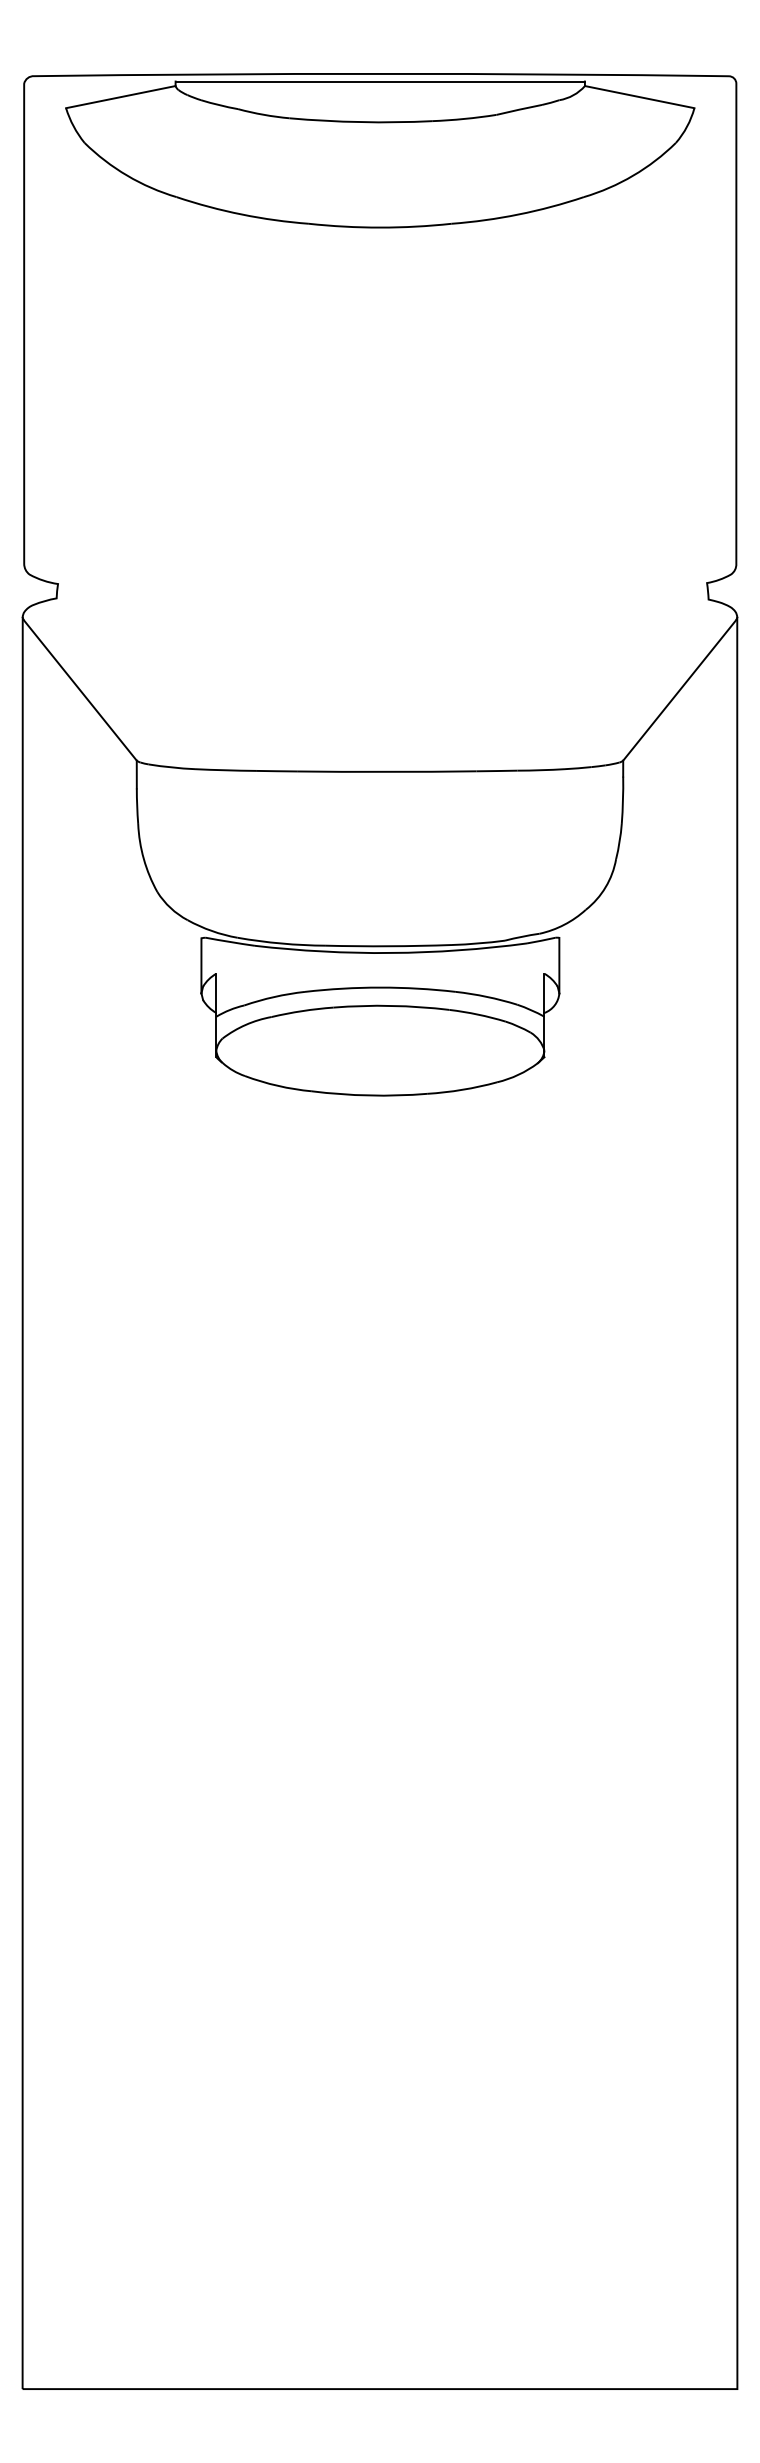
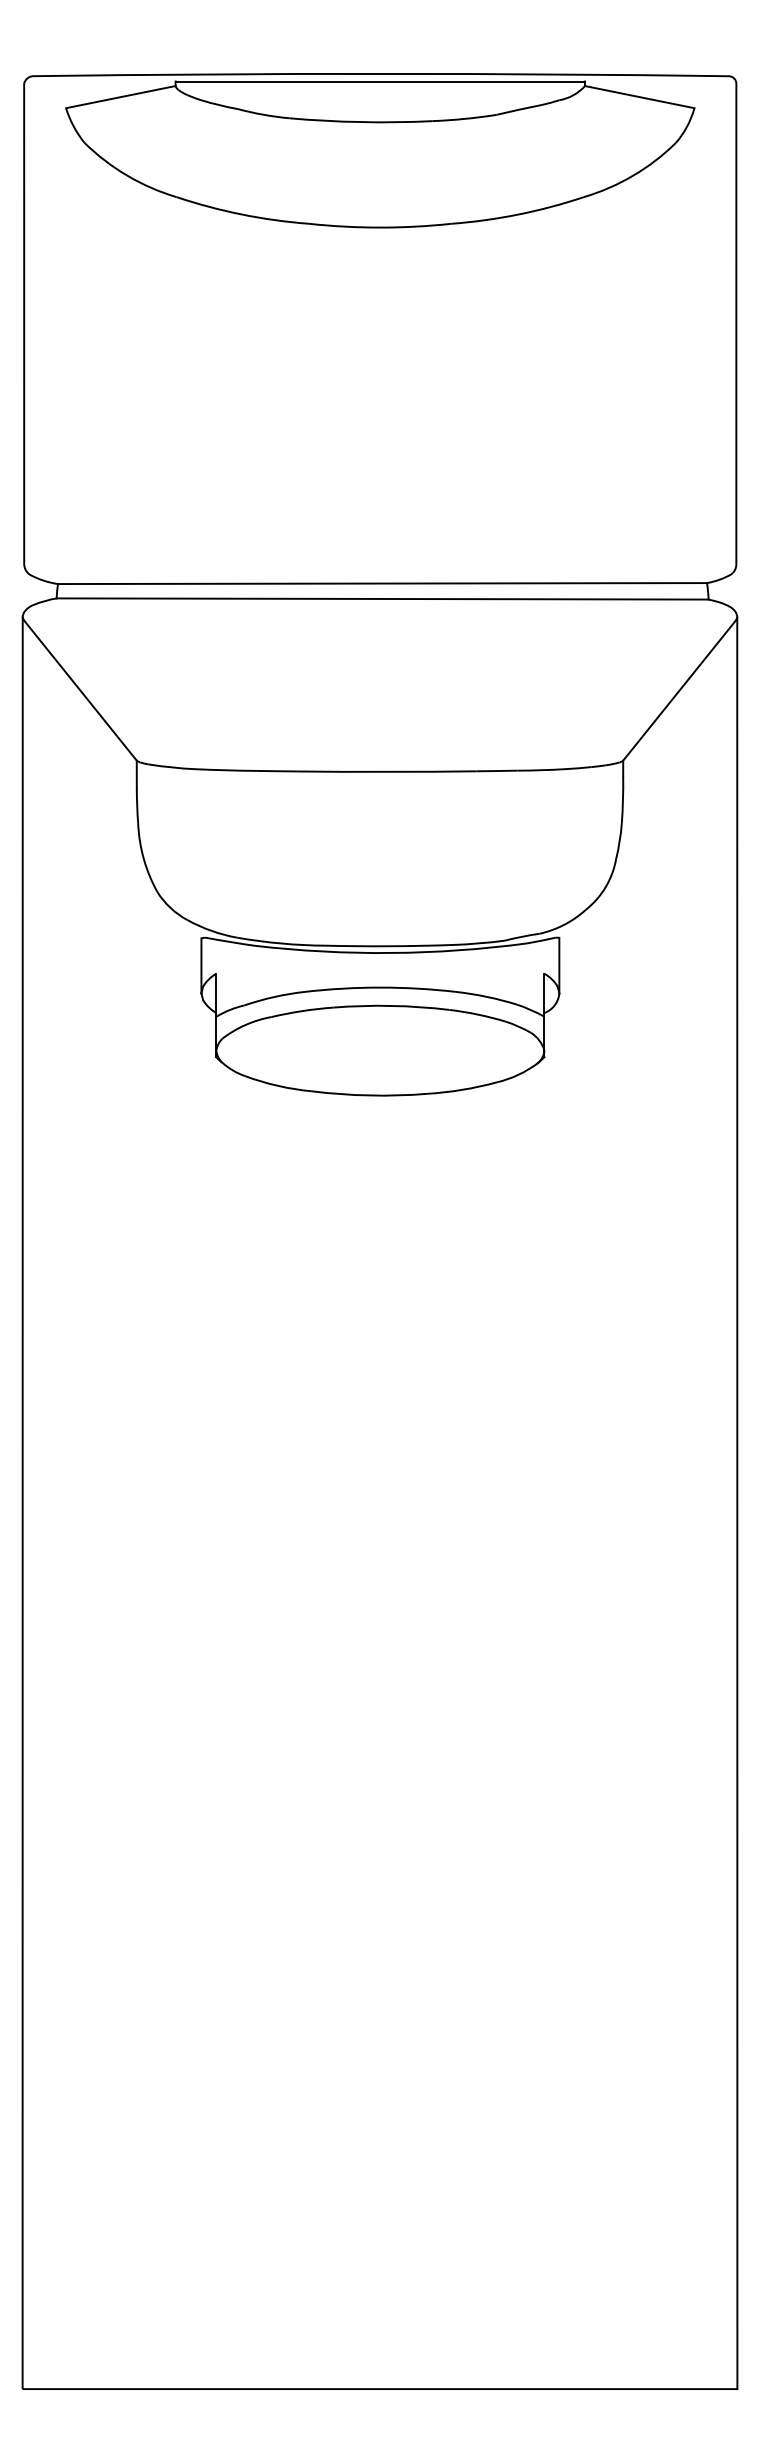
line: none -> present (382, 583)
line: none -> present (382, 598)
